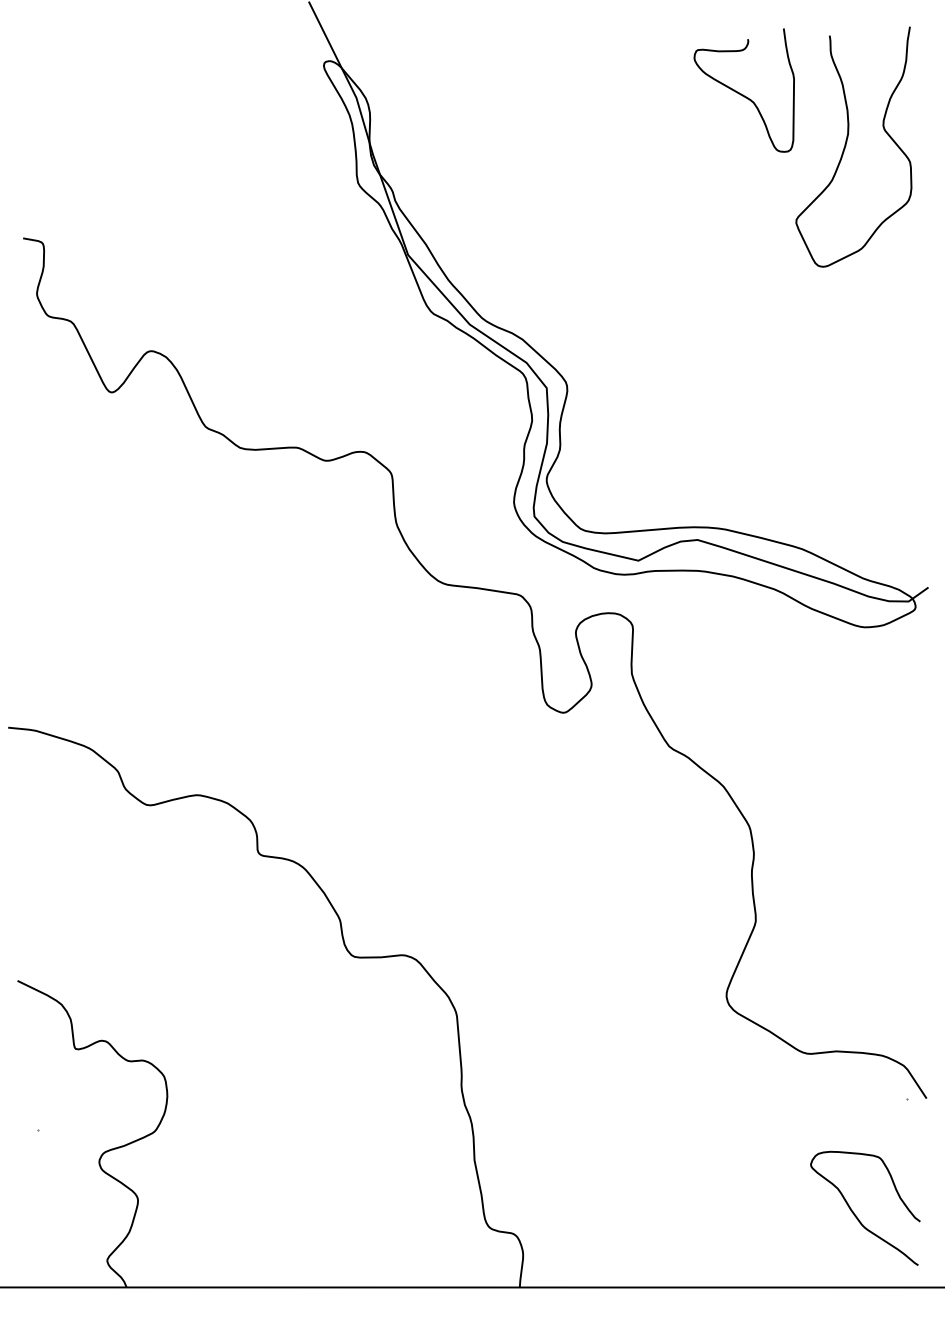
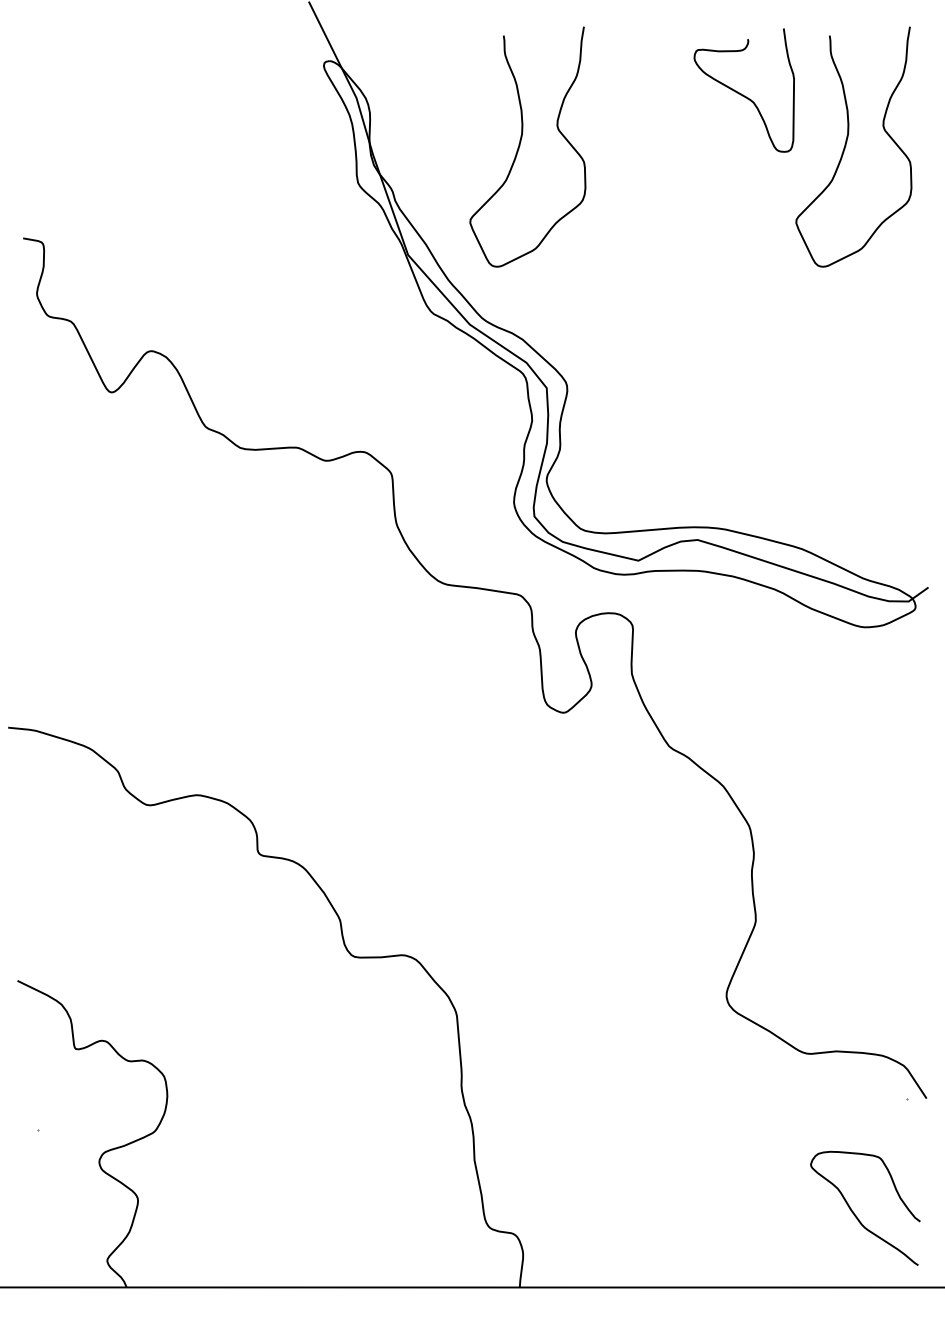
curve: none -> present (520, 146)
